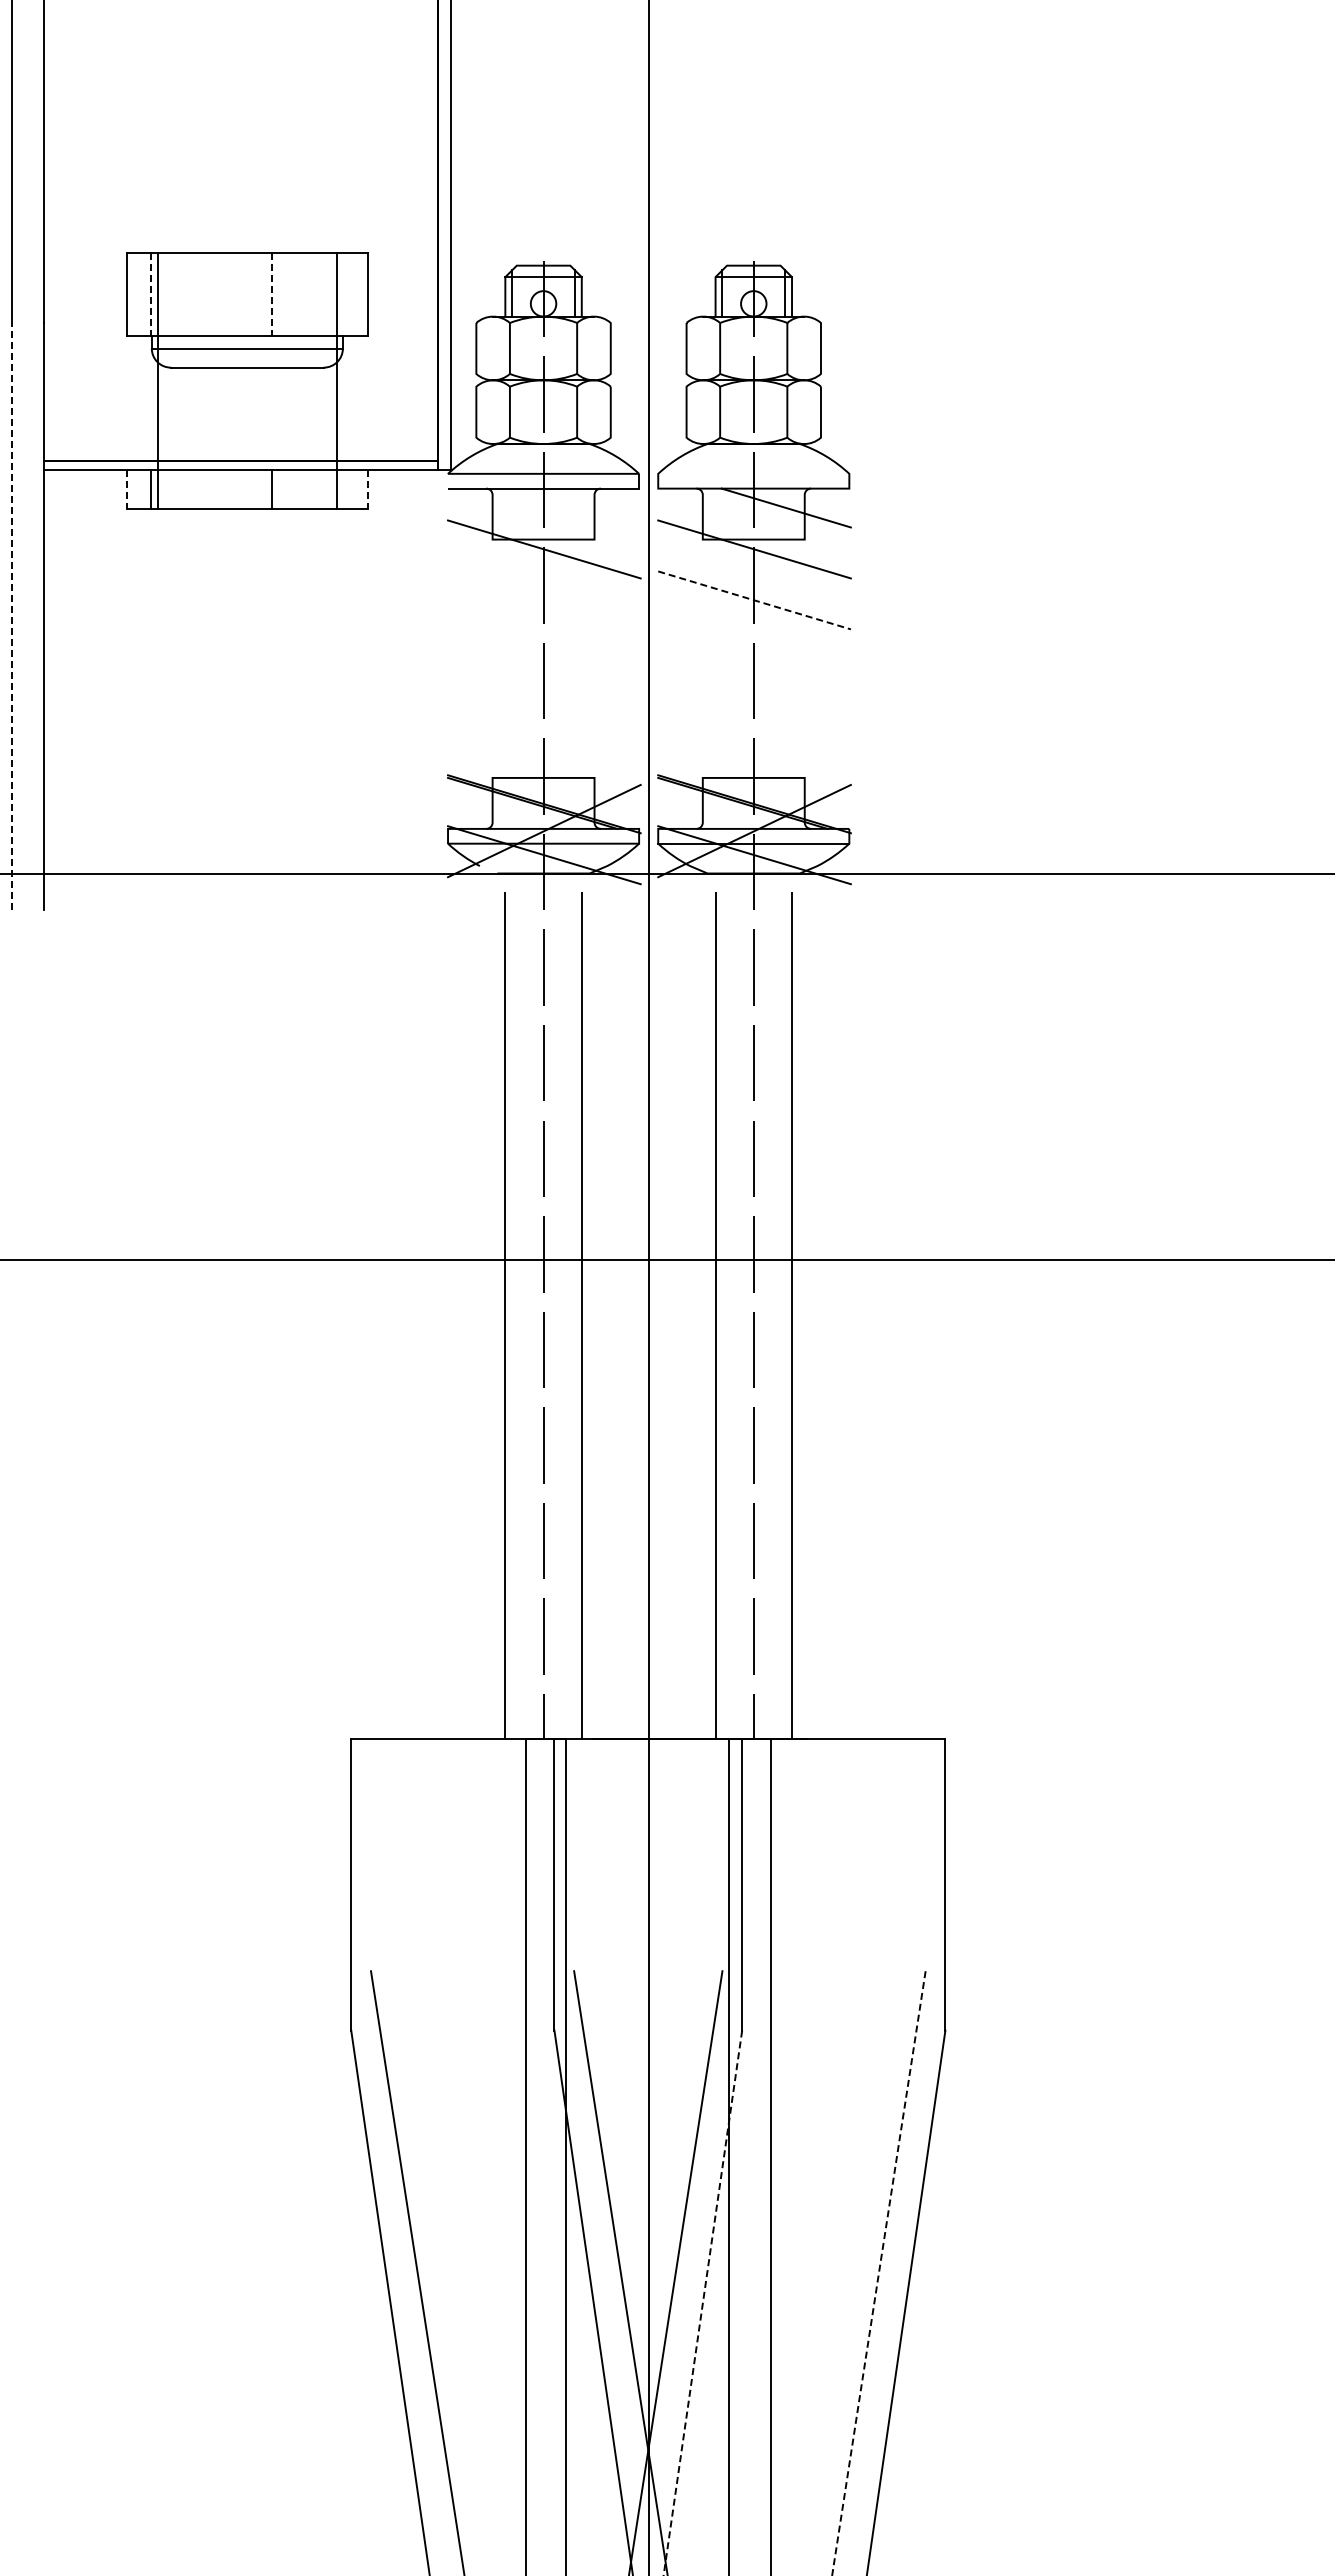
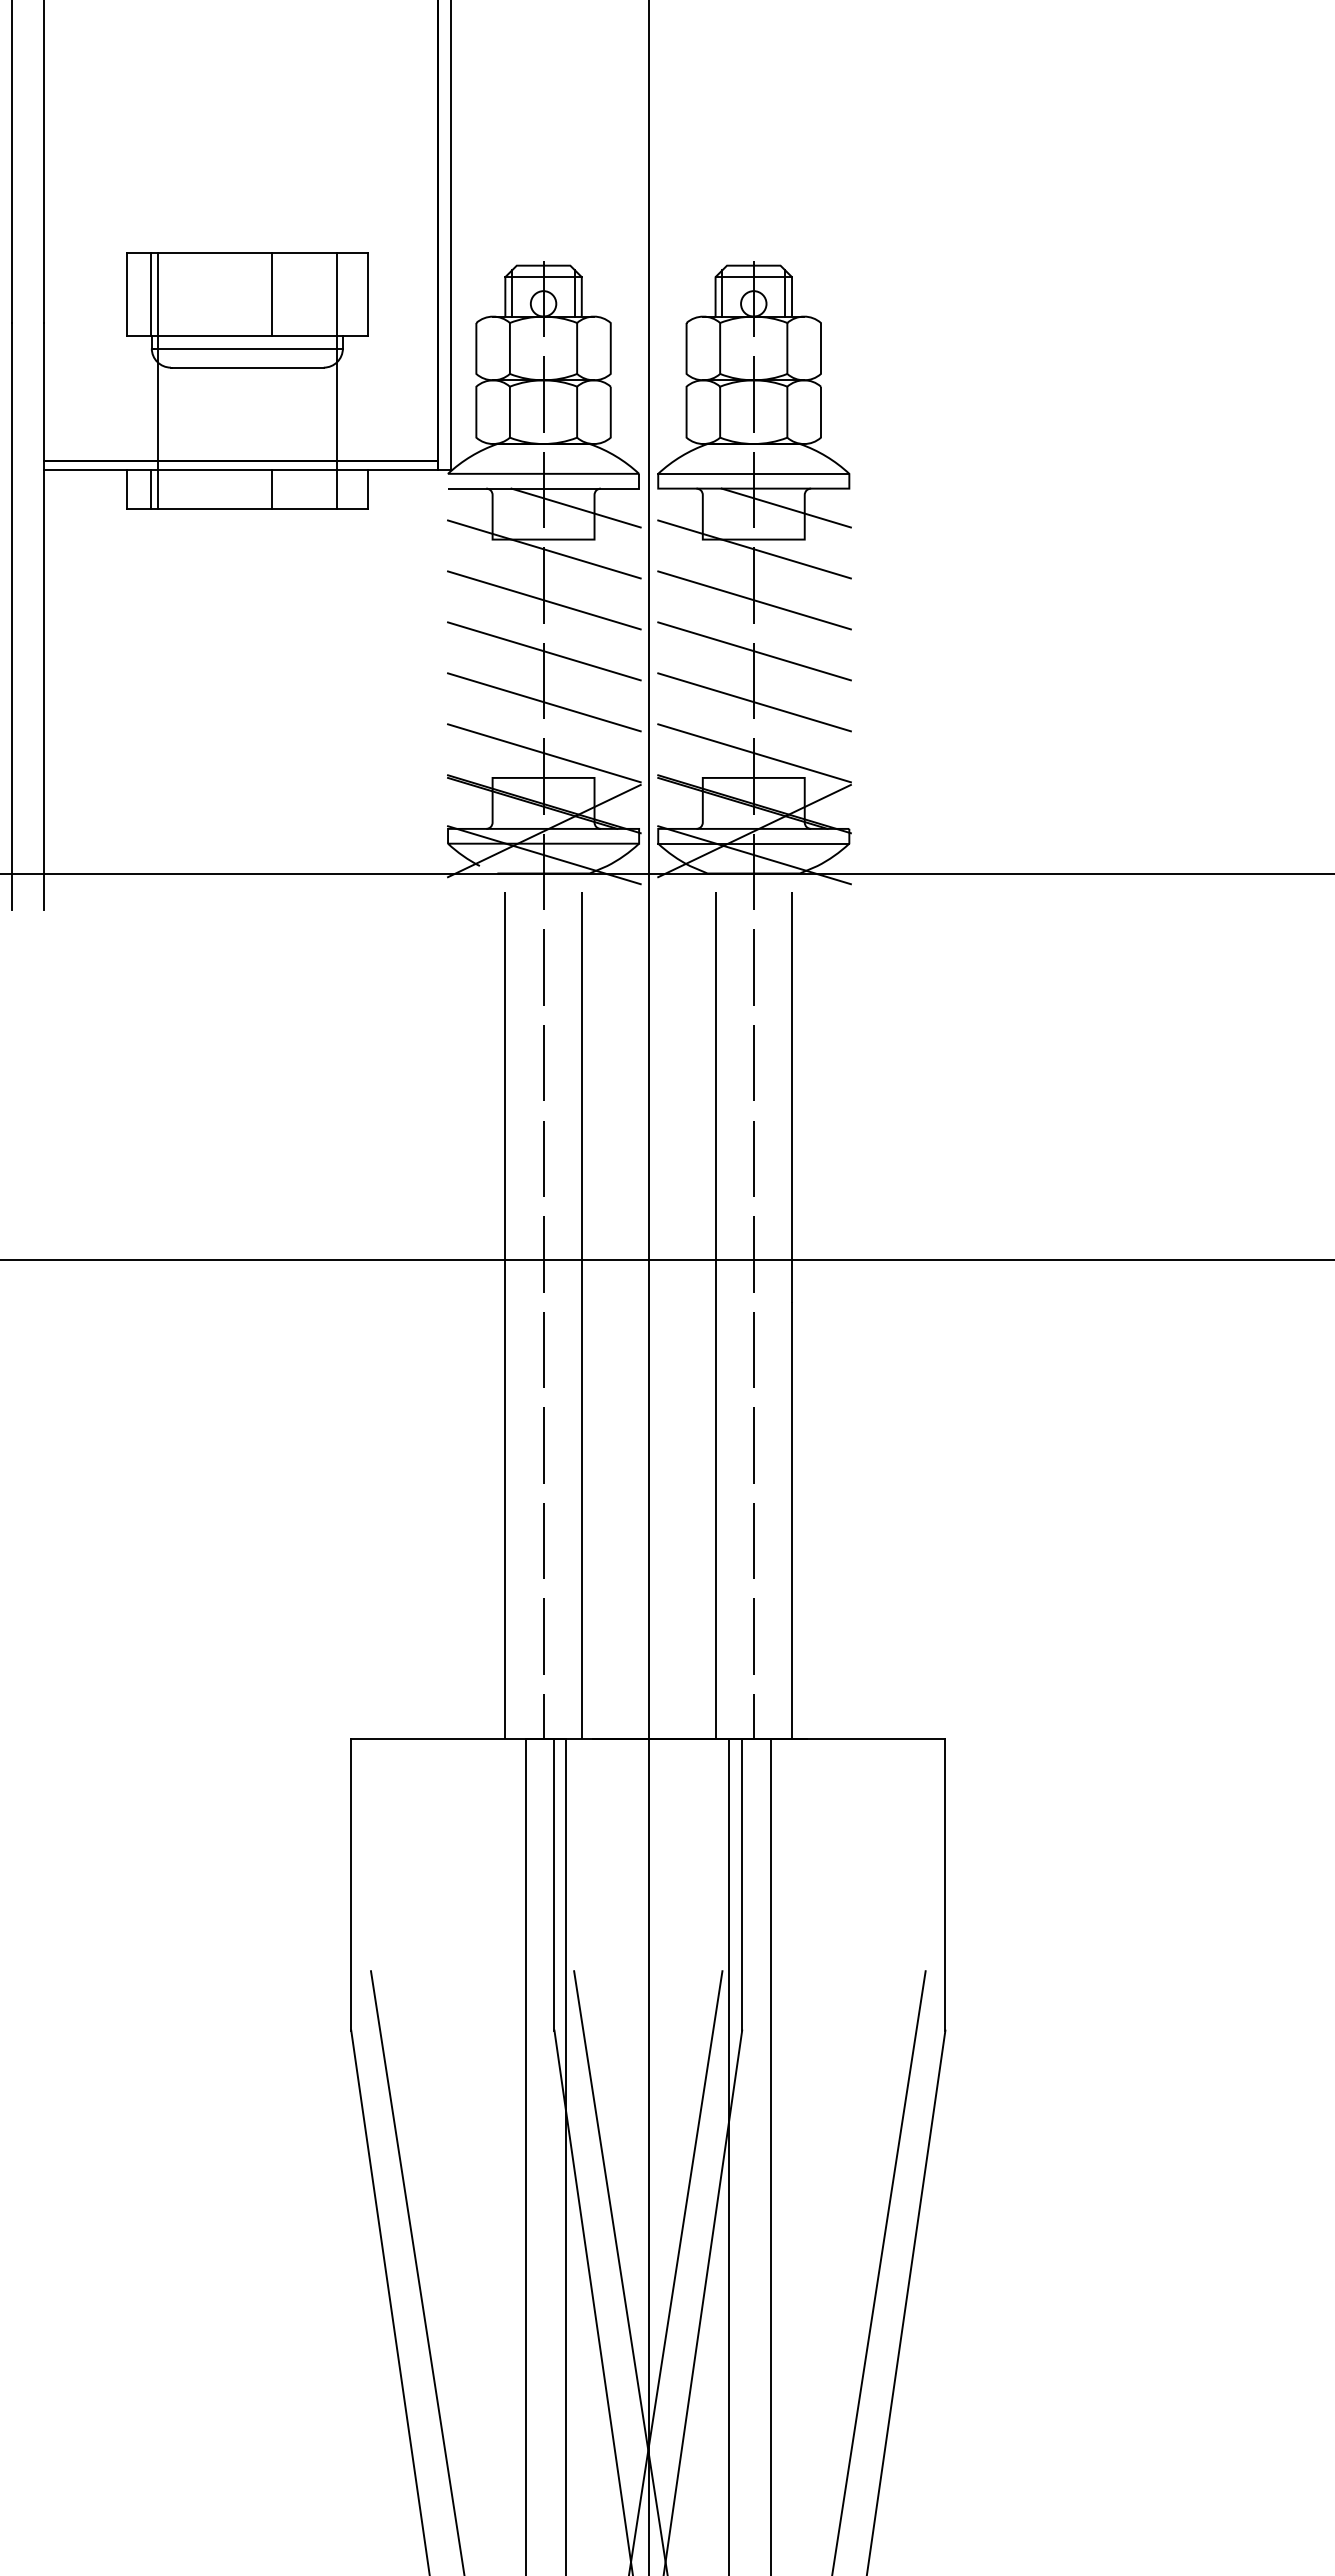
line: dashed -> solid (151, 294)
line: dashed -> solid (271, 294)
line: none -> present (753, 473)
line: dashed -> solid (126, 490)
line: dashed -> solid (367, 490)
line: none -> present (575, 507)
line: none -> present (544, 600)
line: dashed -> solid (754, 600)
line: dashed -> solid (11, 616)
line: none -> present (544, 651)
line: none -> present (754, 651)
line: none -> present (544, 702)
line: none -> present (754, 702)
line: none -> present (544, 753)
line: none -> present (754, 753)
line: dashed -> solid (878, 2273)
line: dashed -> solid (702, 2303)
